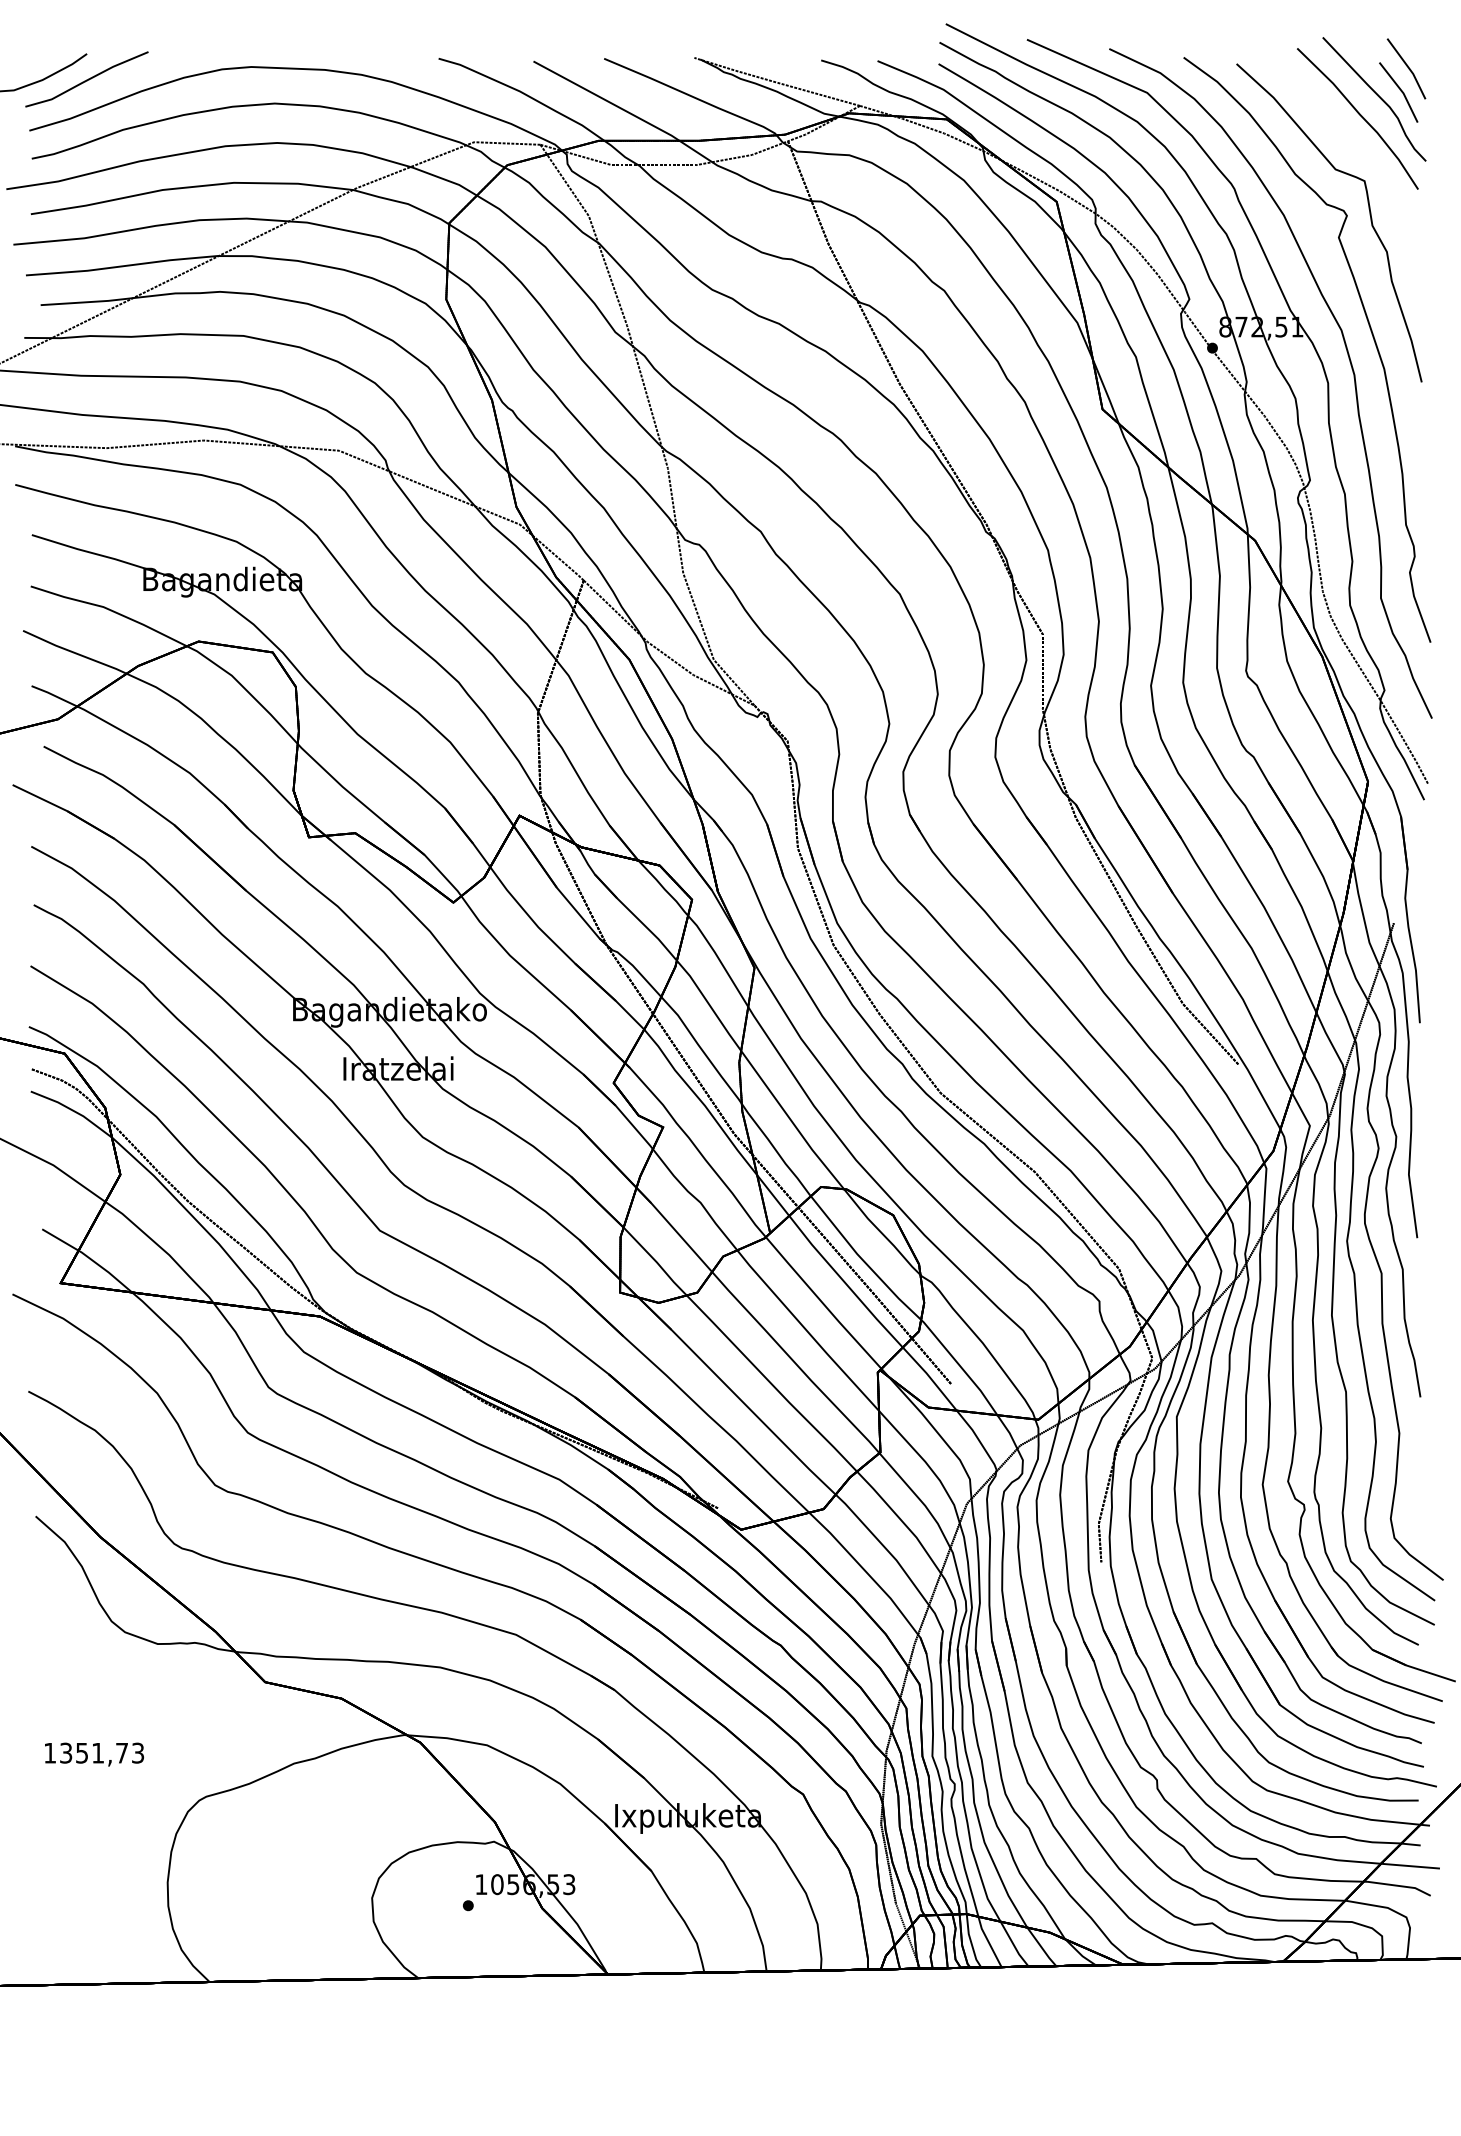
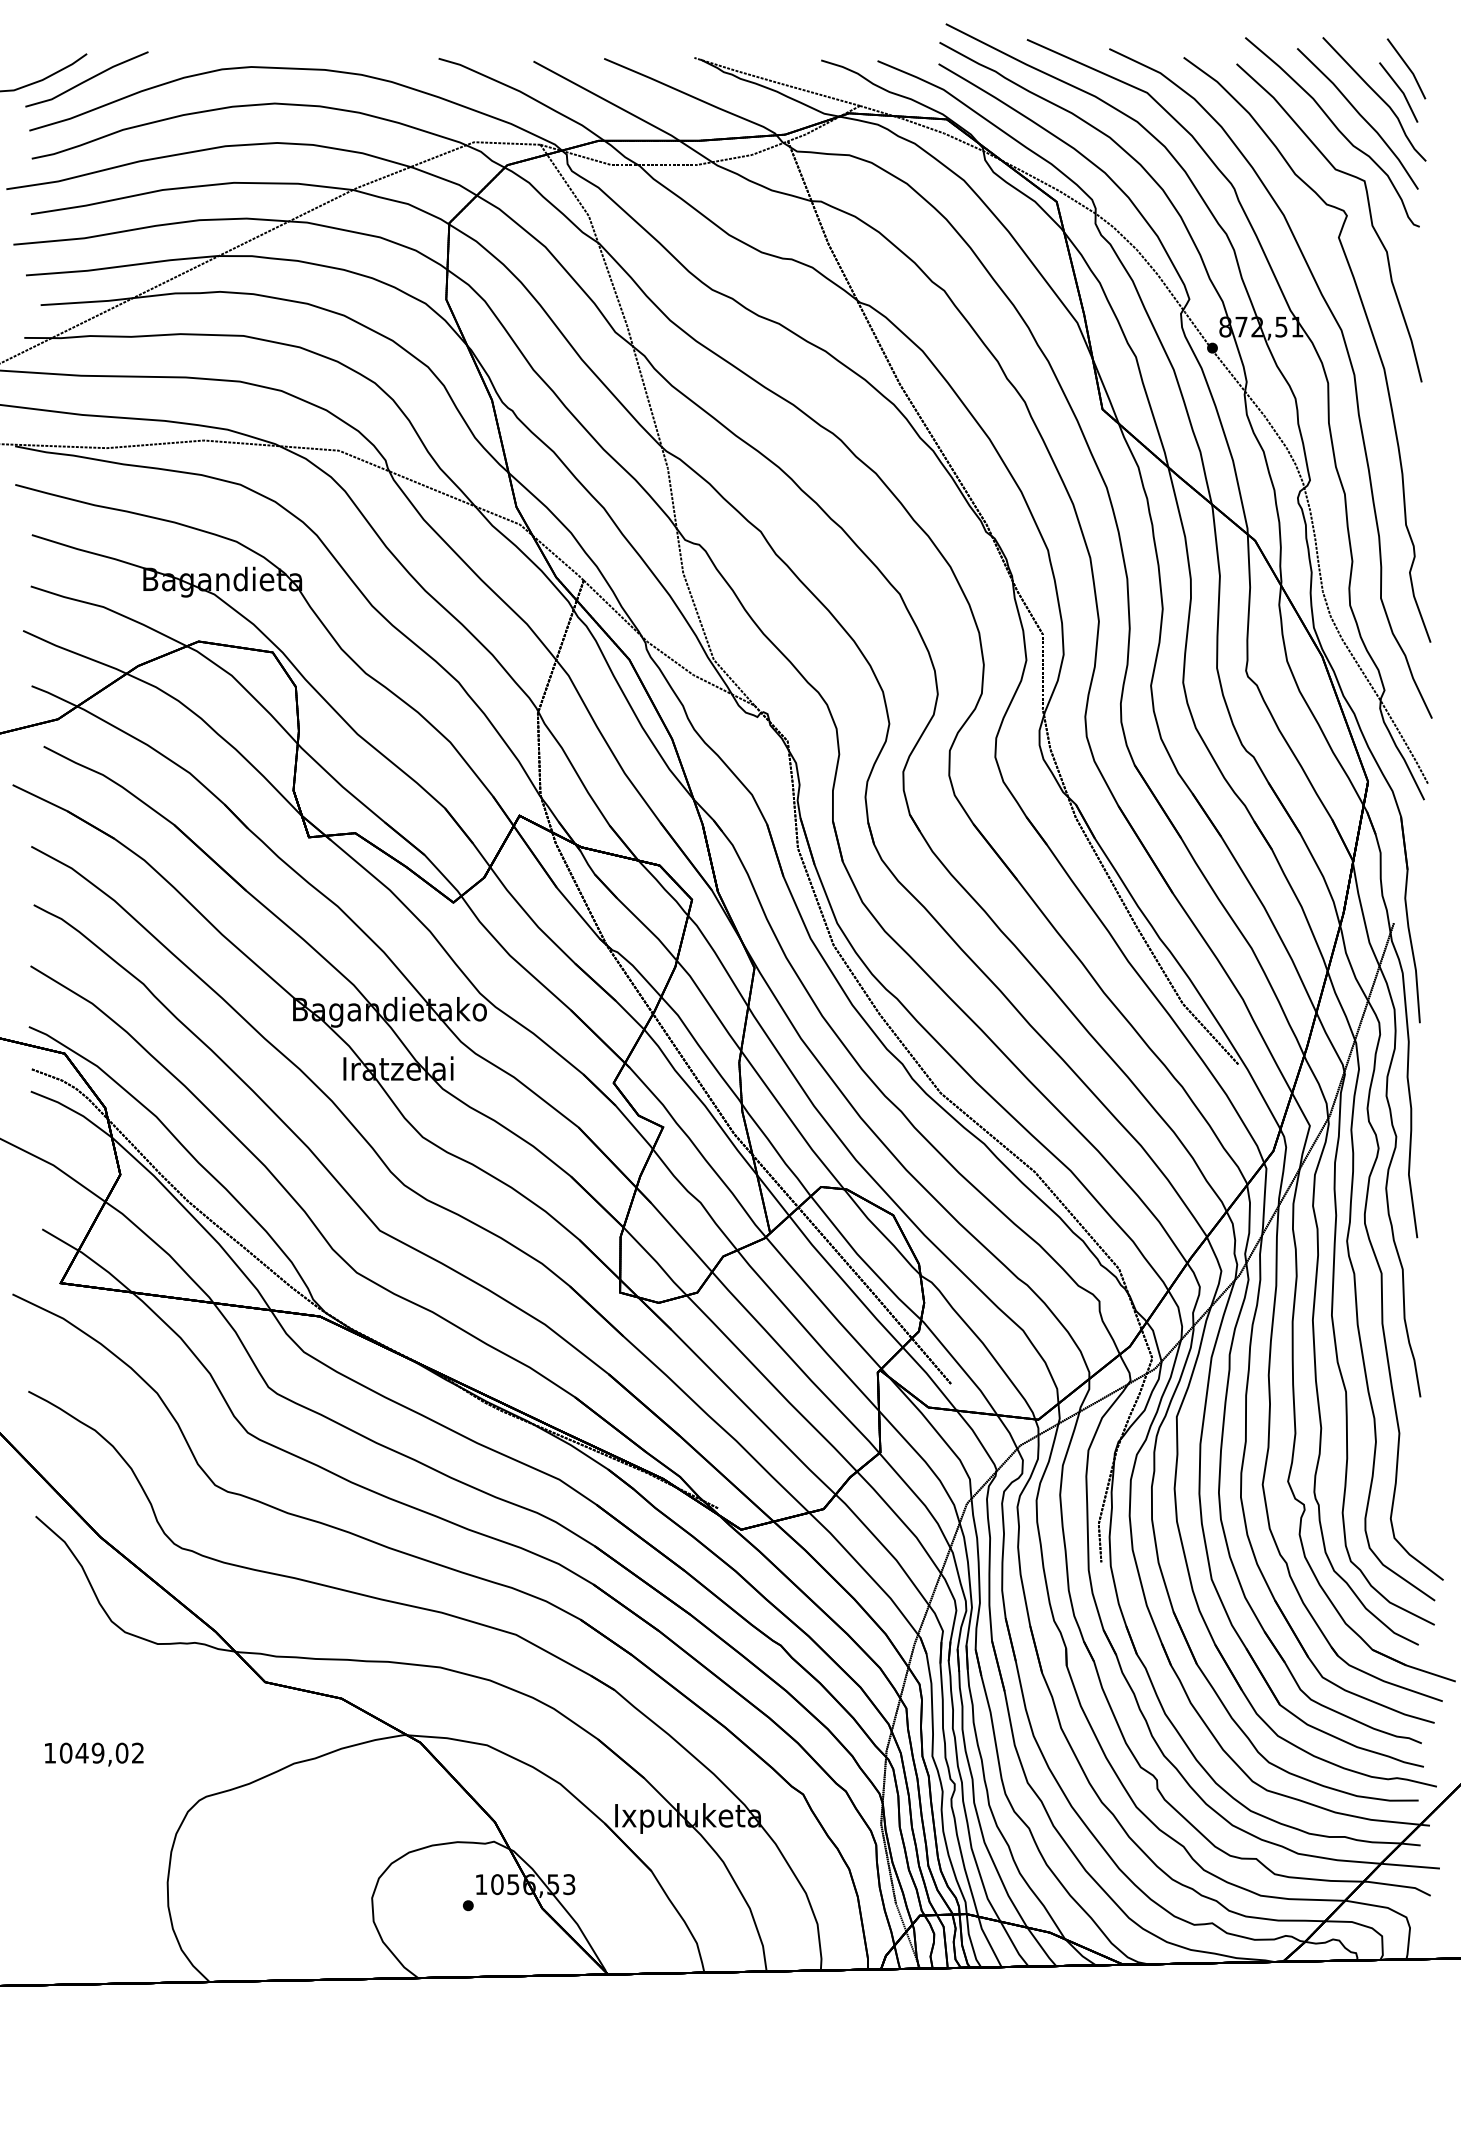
curve: none -> present (1336, 129)
text: 1351,73 -> 1049,02 (101, 1752)
